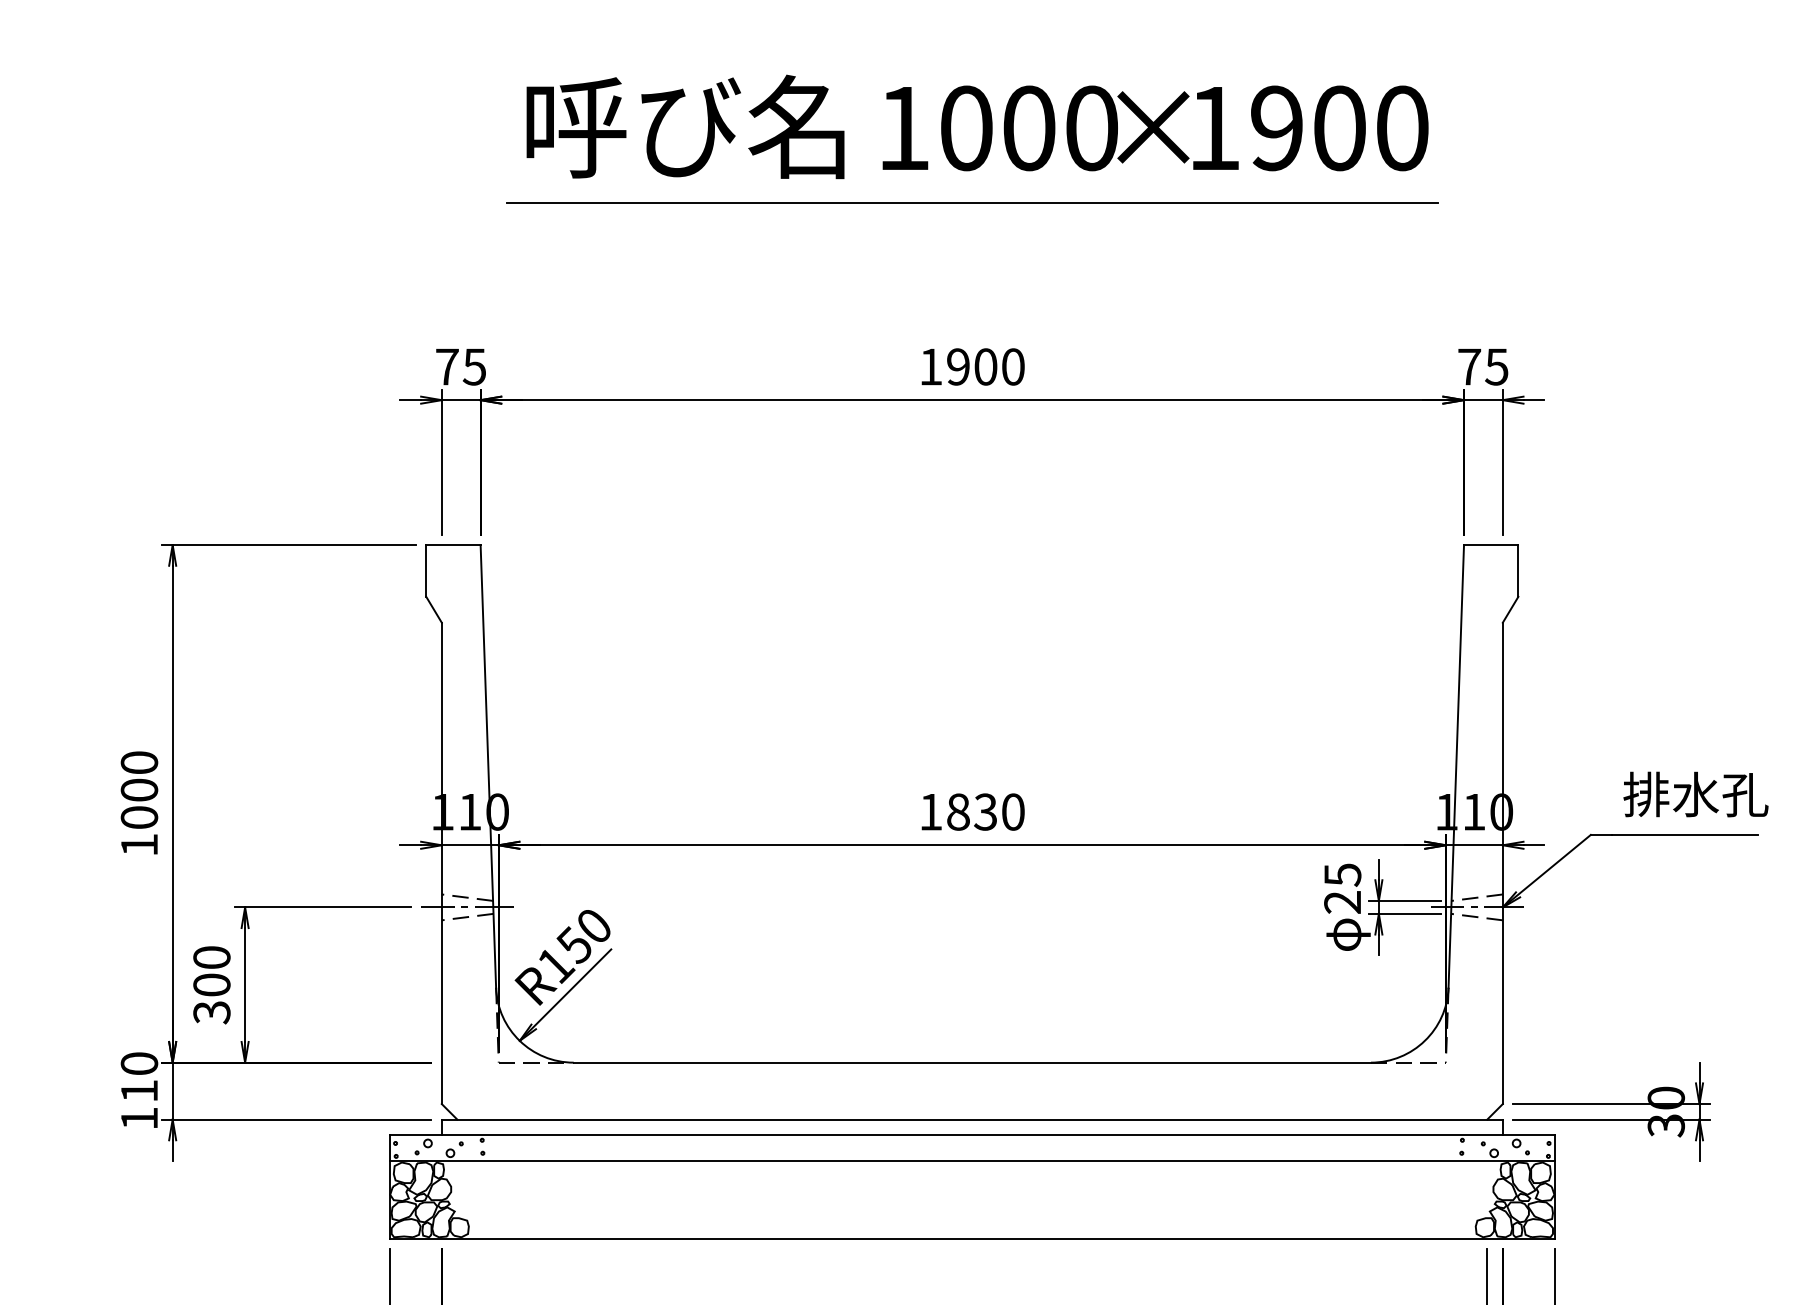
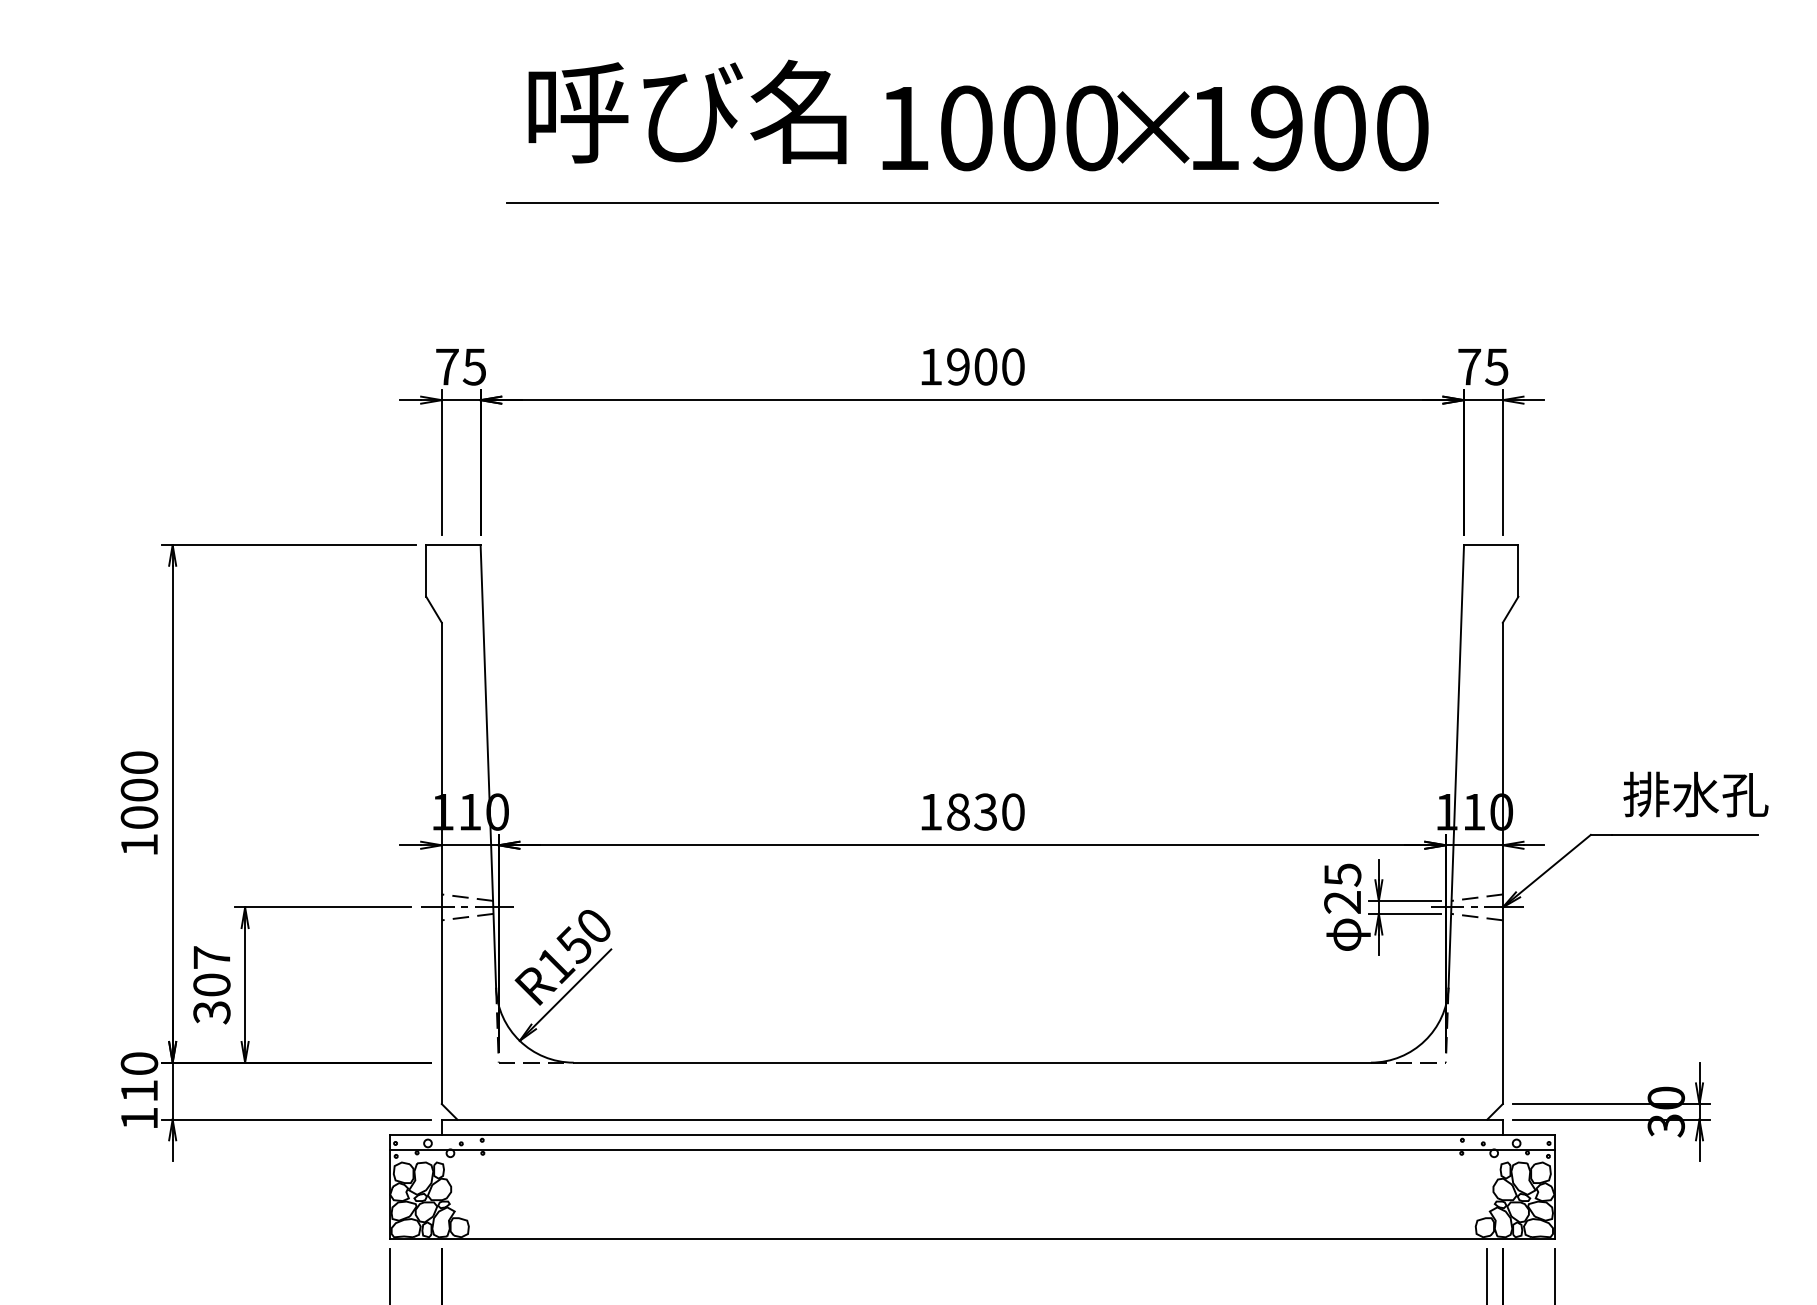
text position: (685, 126) -> (687, 111) (687, 111)
text: 300 -> 307 (211, 957)
line position: (972, 1161) -> (972, 1150) (972, 1150)
